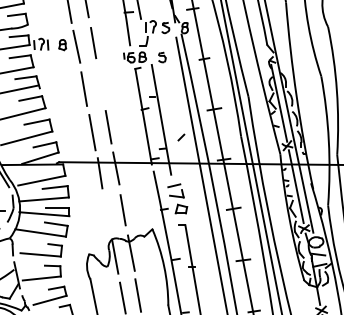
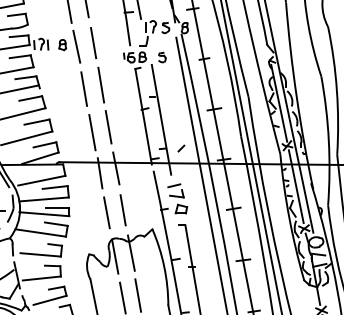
line: none -> present (101, 84)
line position: (181, 137) -> (181, 148) (181, 148)
line: none -> present (106, 212)
